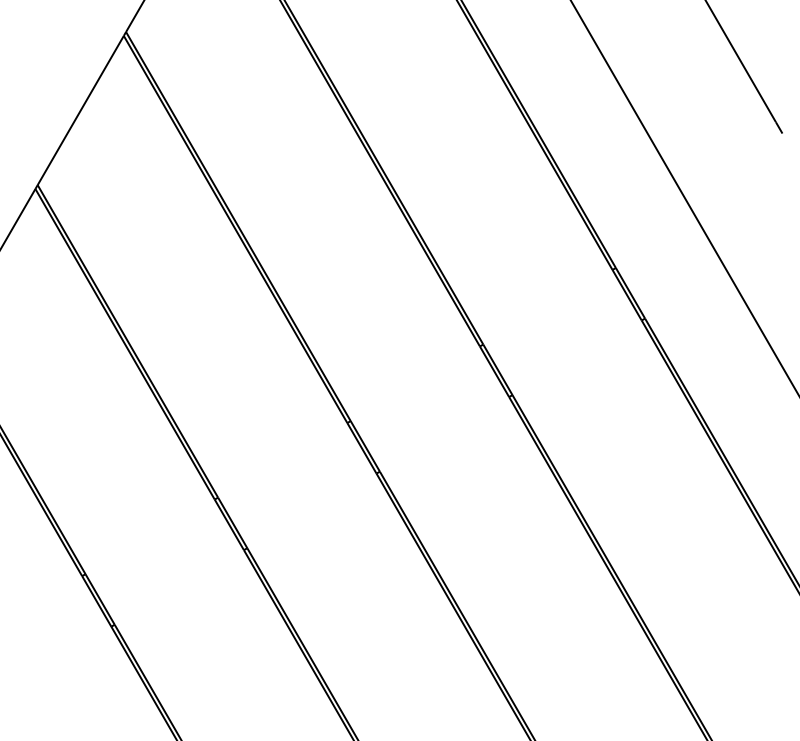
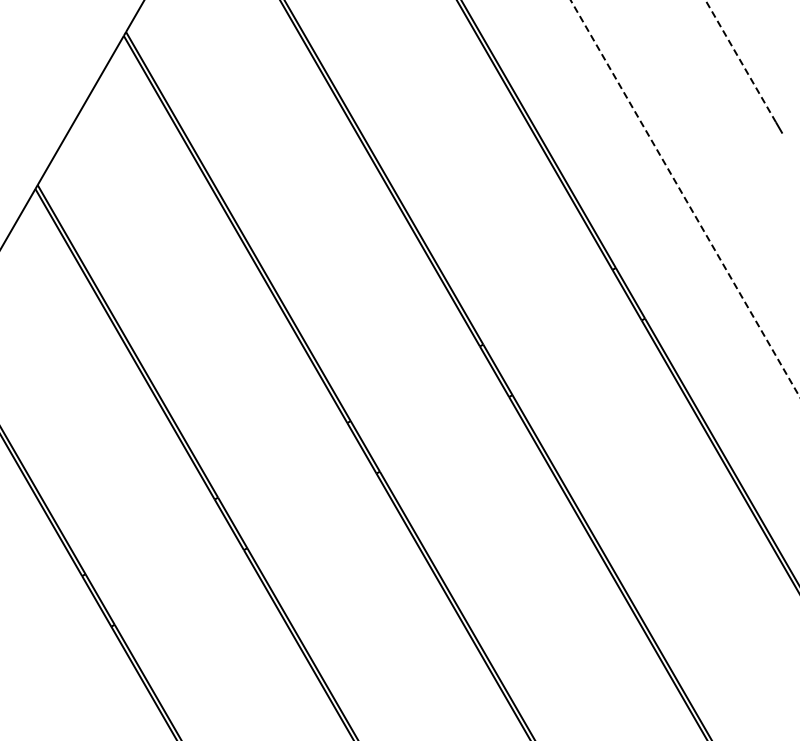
line: solid -> dashed (740, 60)
line: solid -> dashed (685, 198)
